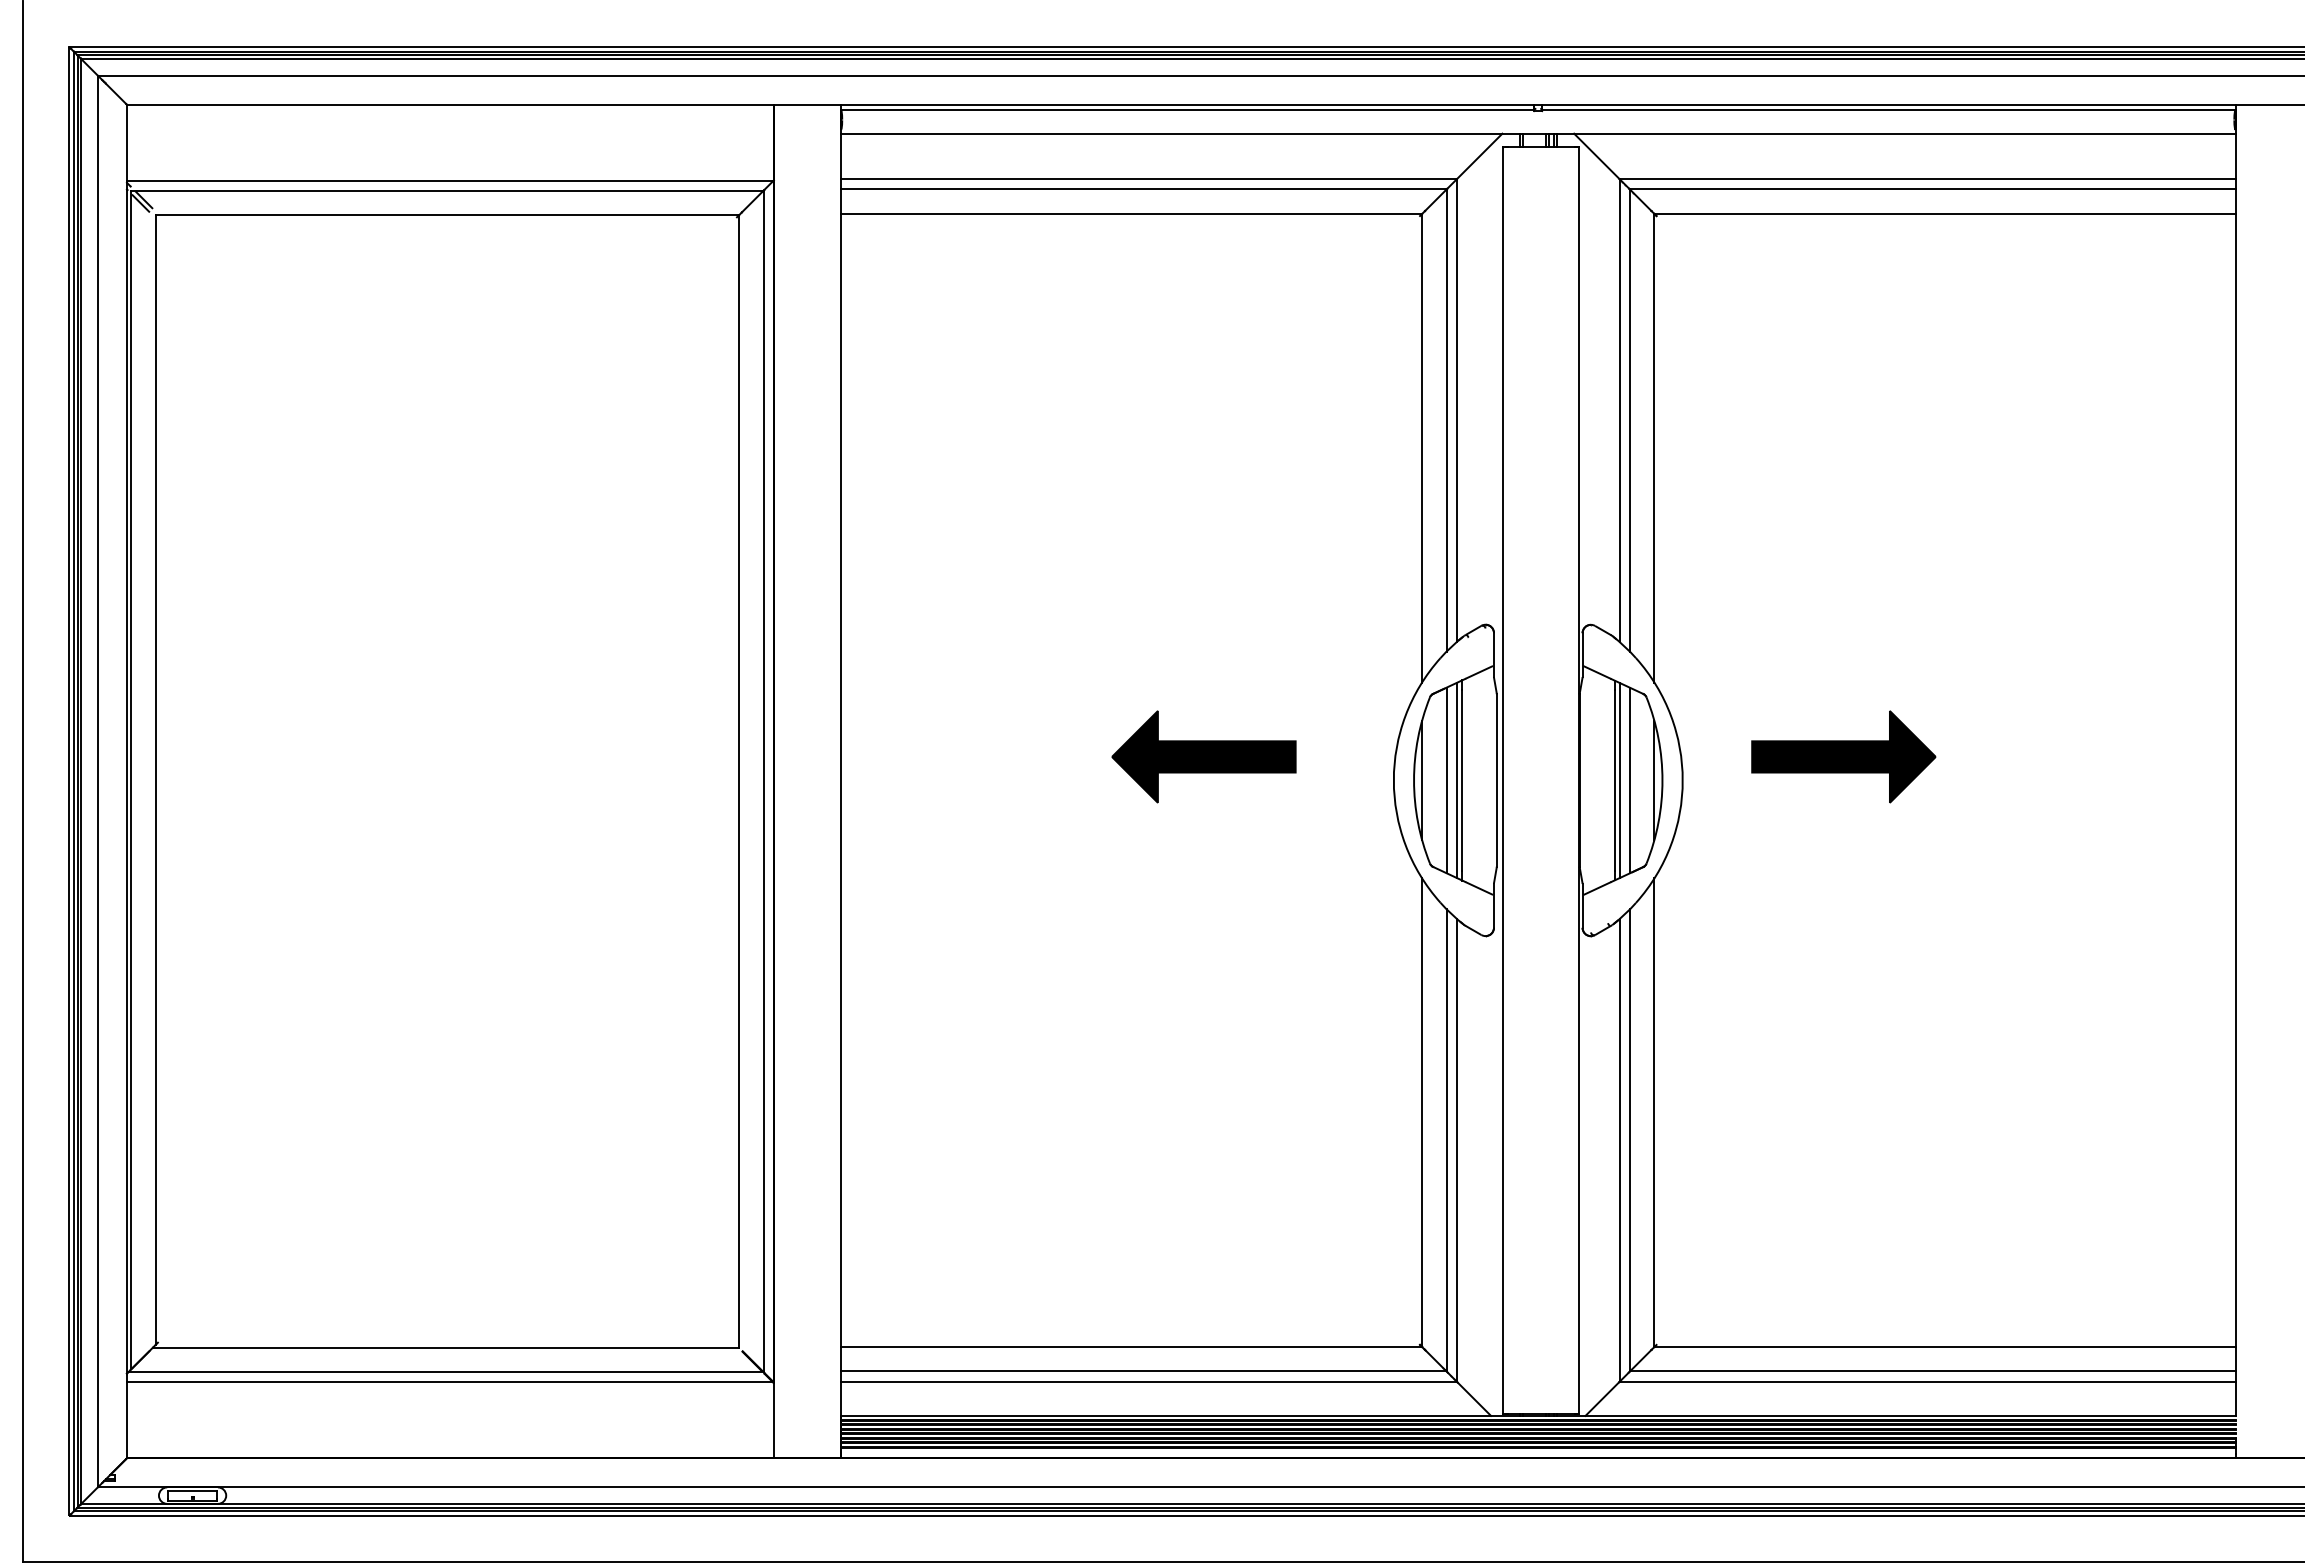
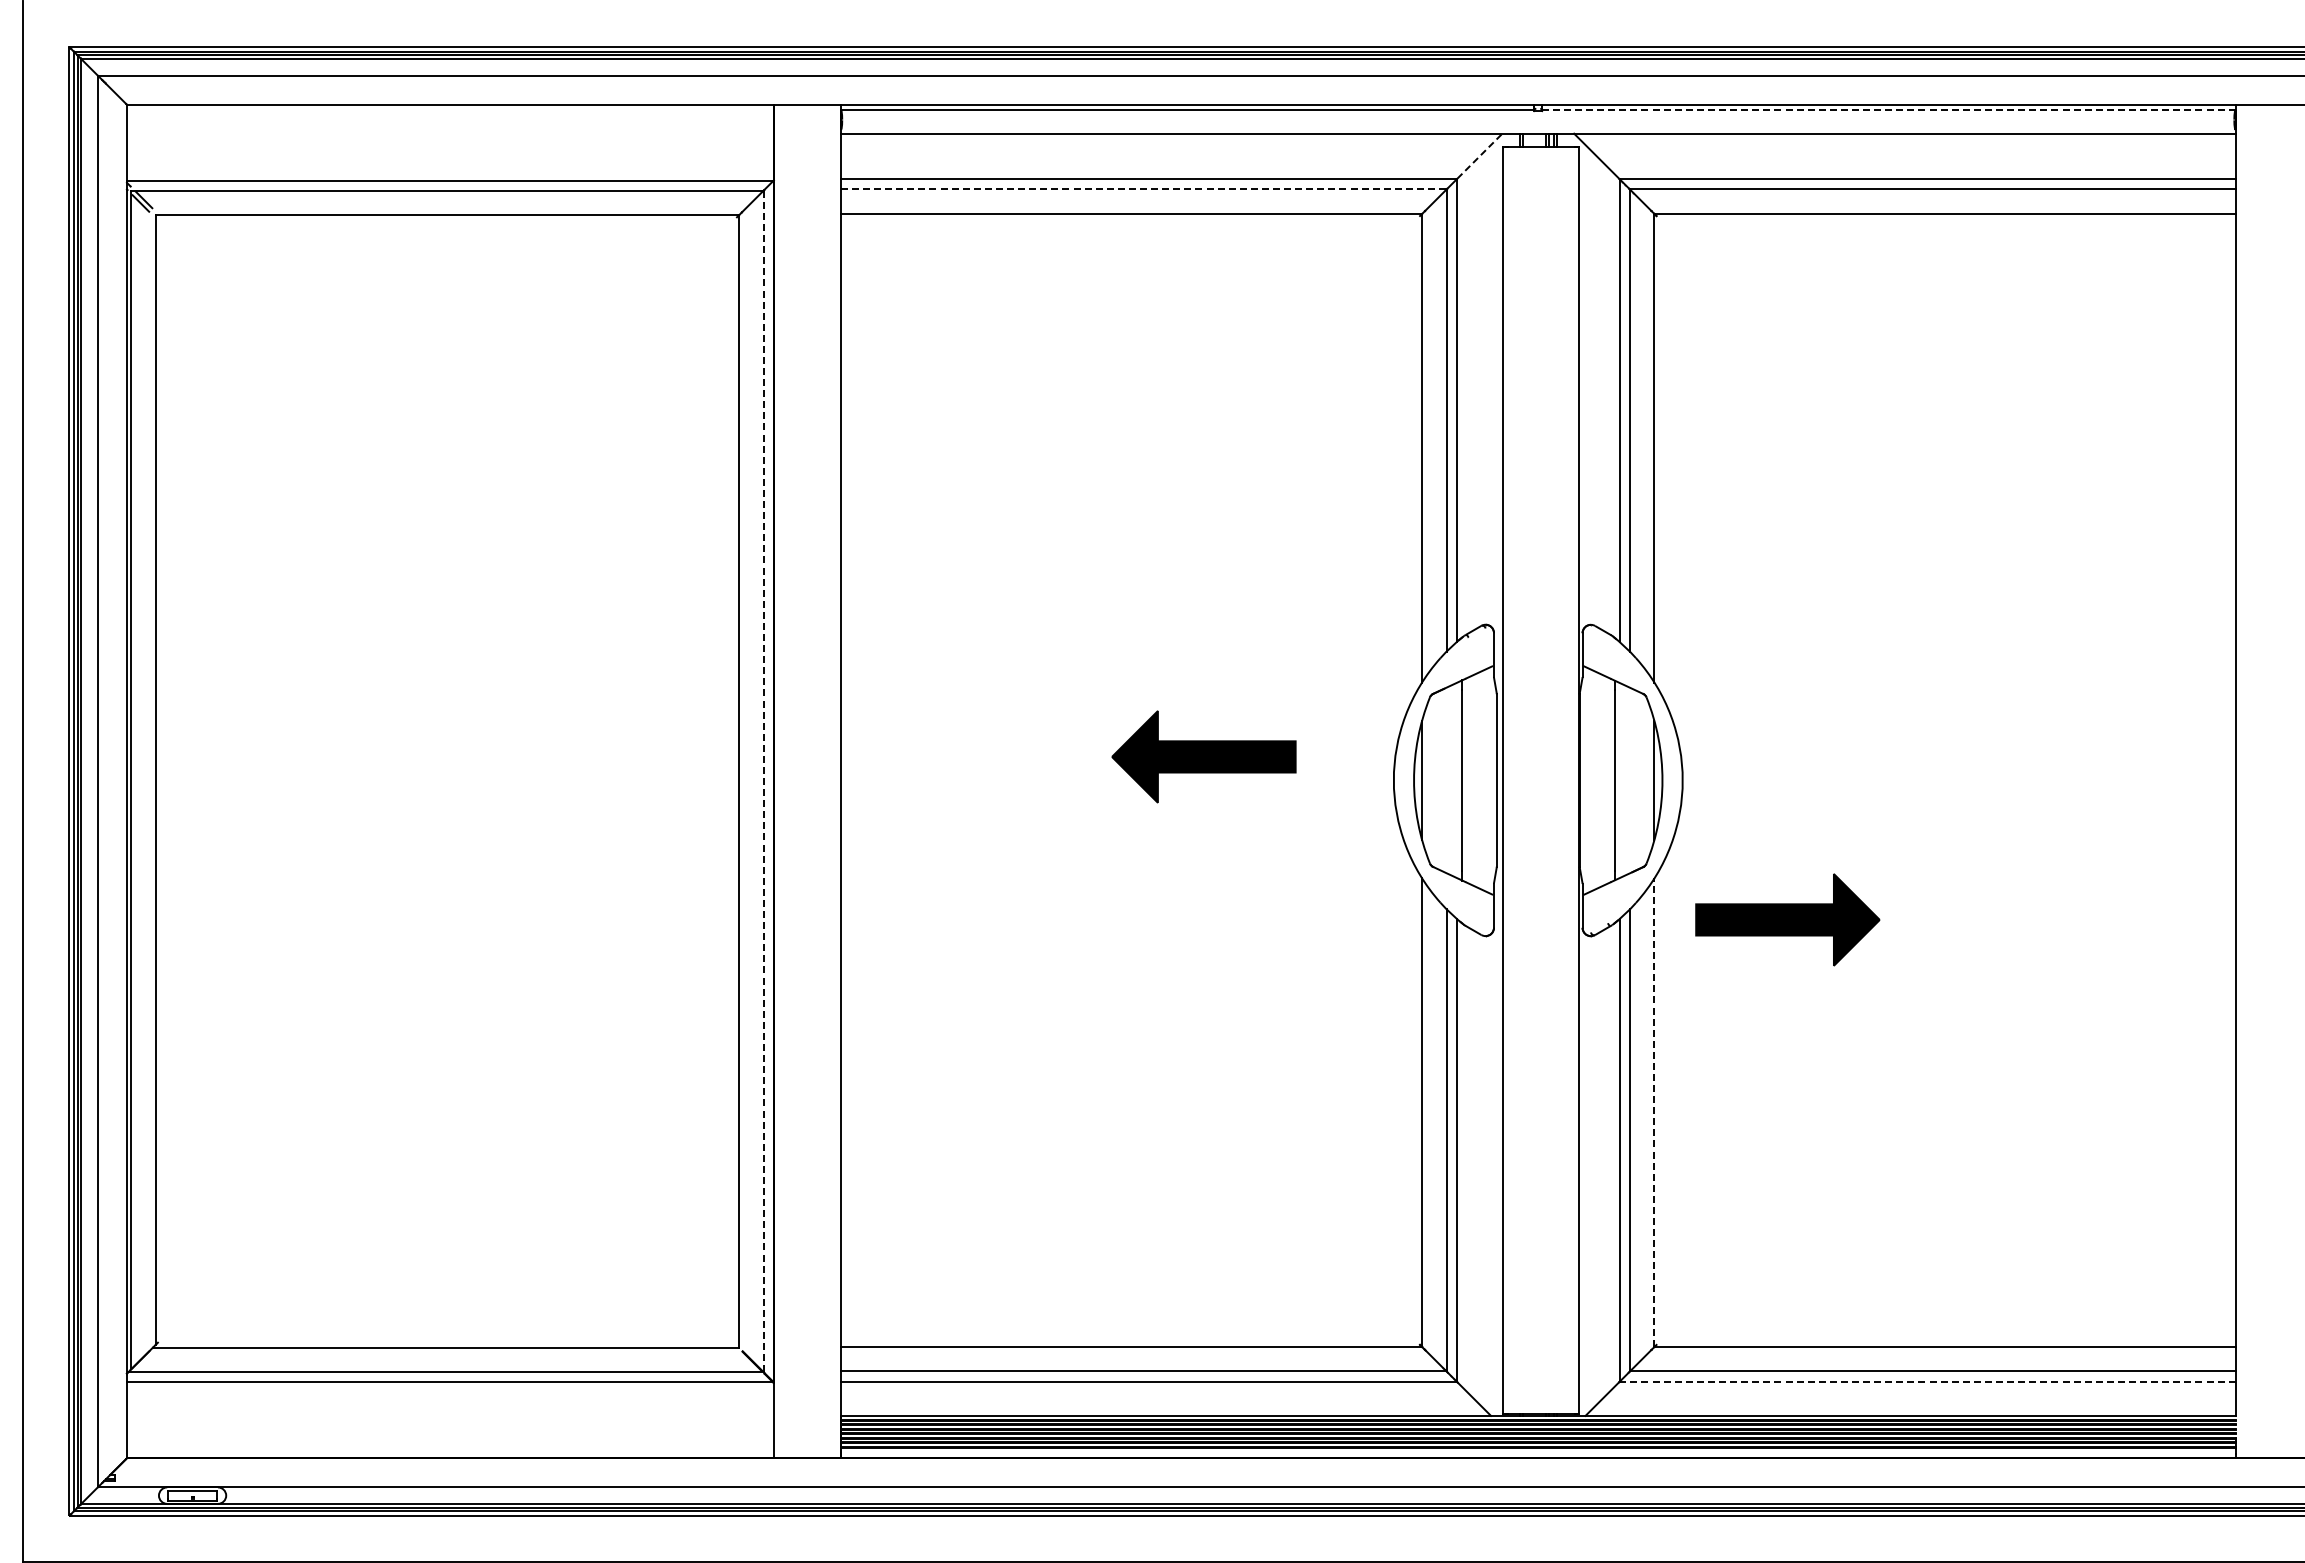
line: solid -> dashed (1889, 109)
line: solid -> dashed (1479, 156)
line: solid -> dashed (1143, 189)
part position: (1843, 756) -> (1787, 919) (1787, 919)
line: present -> none (1446, 780)
line: present -> none (1456, 780)
line: present -> none (1619, 780)
line: present -> none (1629, 780)
line: solid -> dashed (763, 781)
line: solid -> dashed (1654, 1112)
line: solid -> dashed (1927, 1381)
